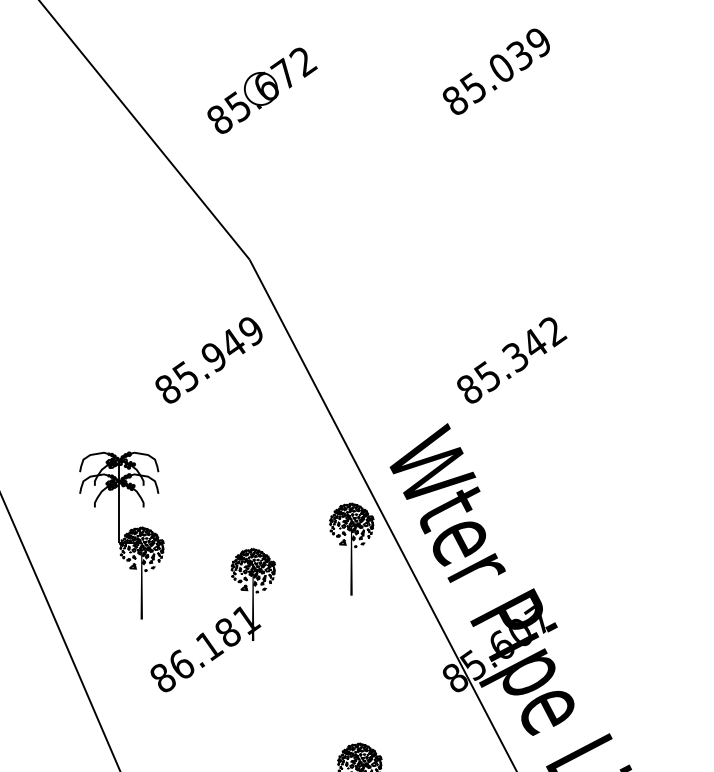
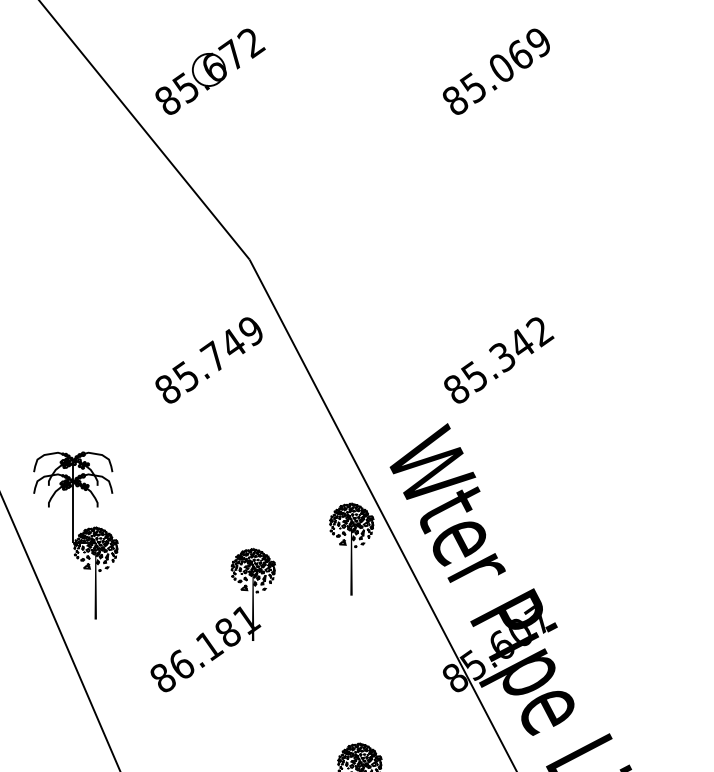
text: 85.039 -> 85.069 (519, 54)
part position: (262, 90) -> (210, 71) (210, 71)
text: 85.949 -> 85.749 (212, 356)
text position: (512, 360) -> (499, 360) (499, 360)
part position: (121, 535) -> (75, 535) (75, 535)
